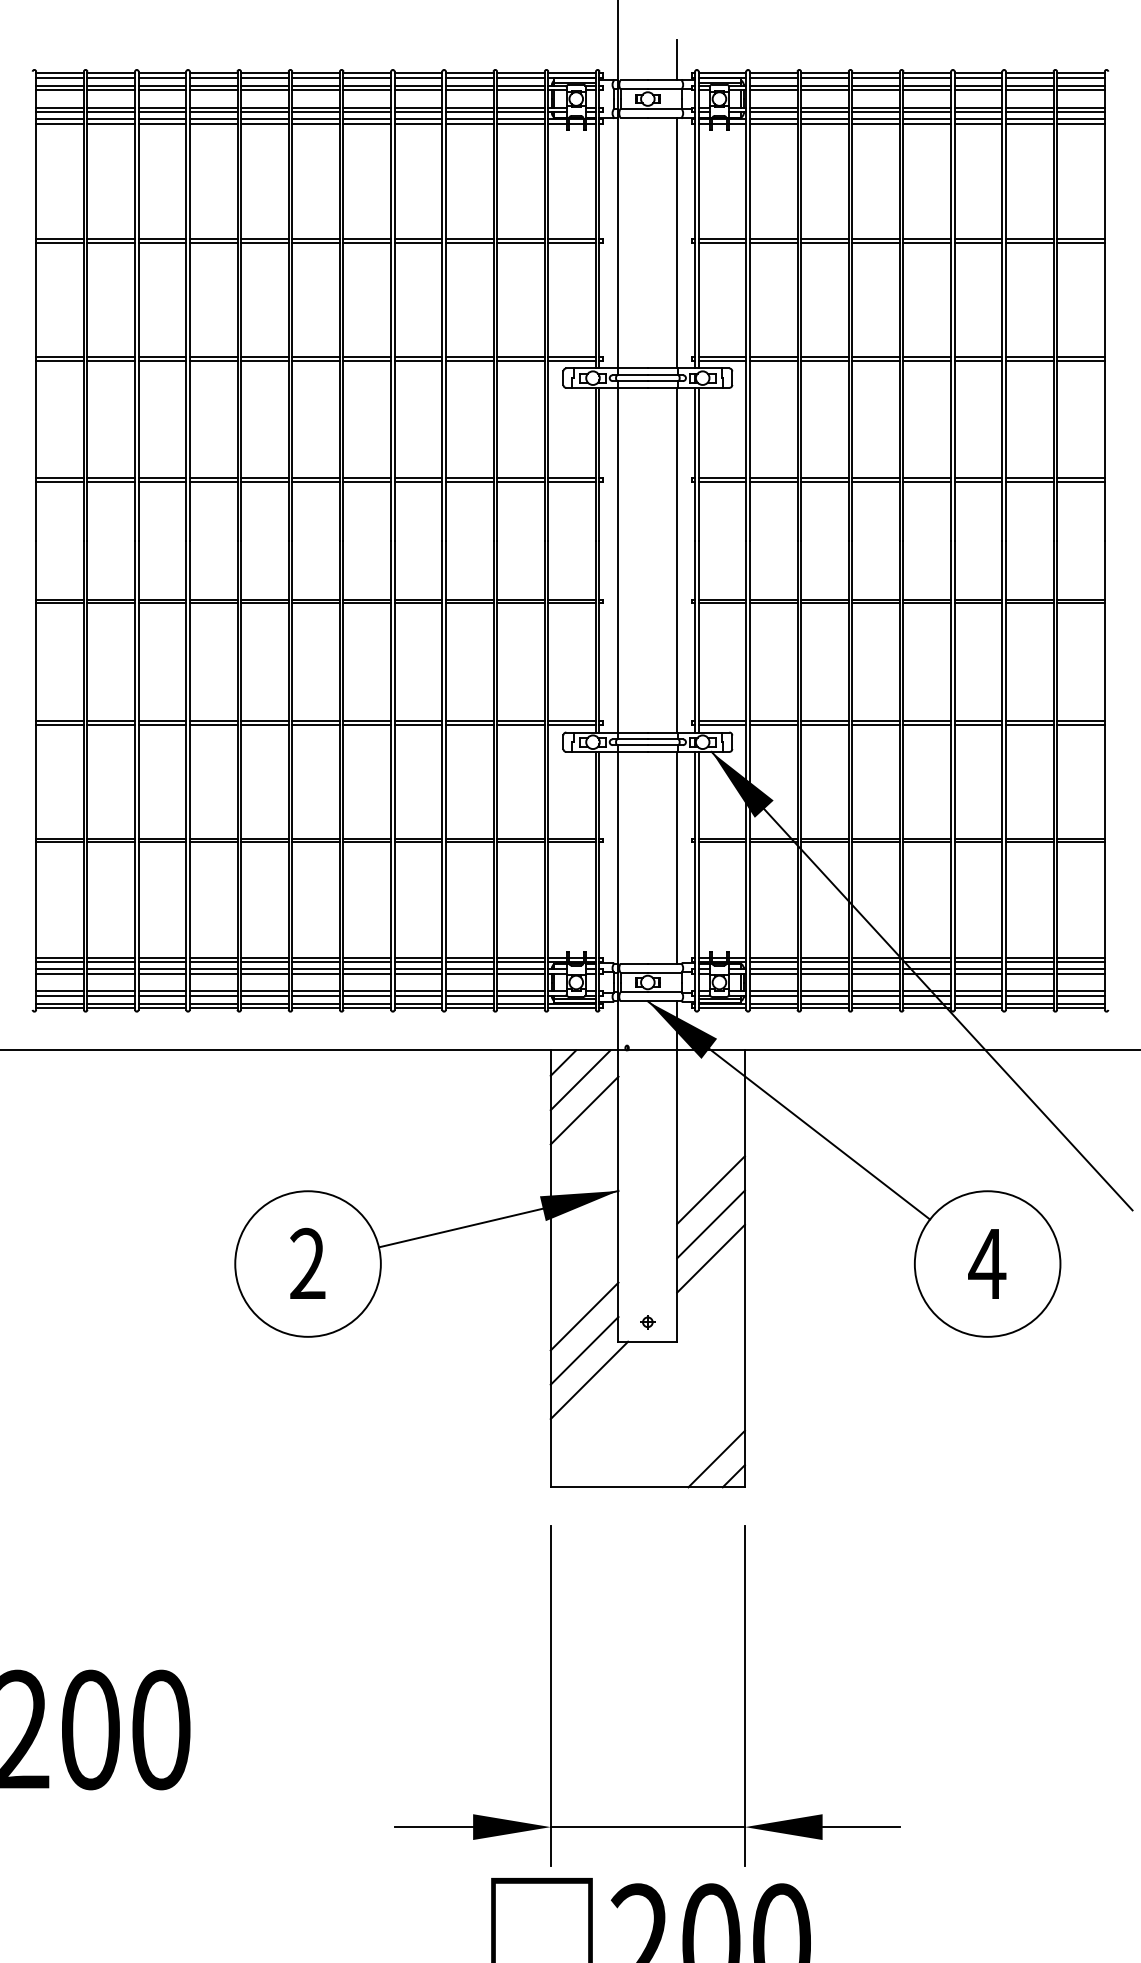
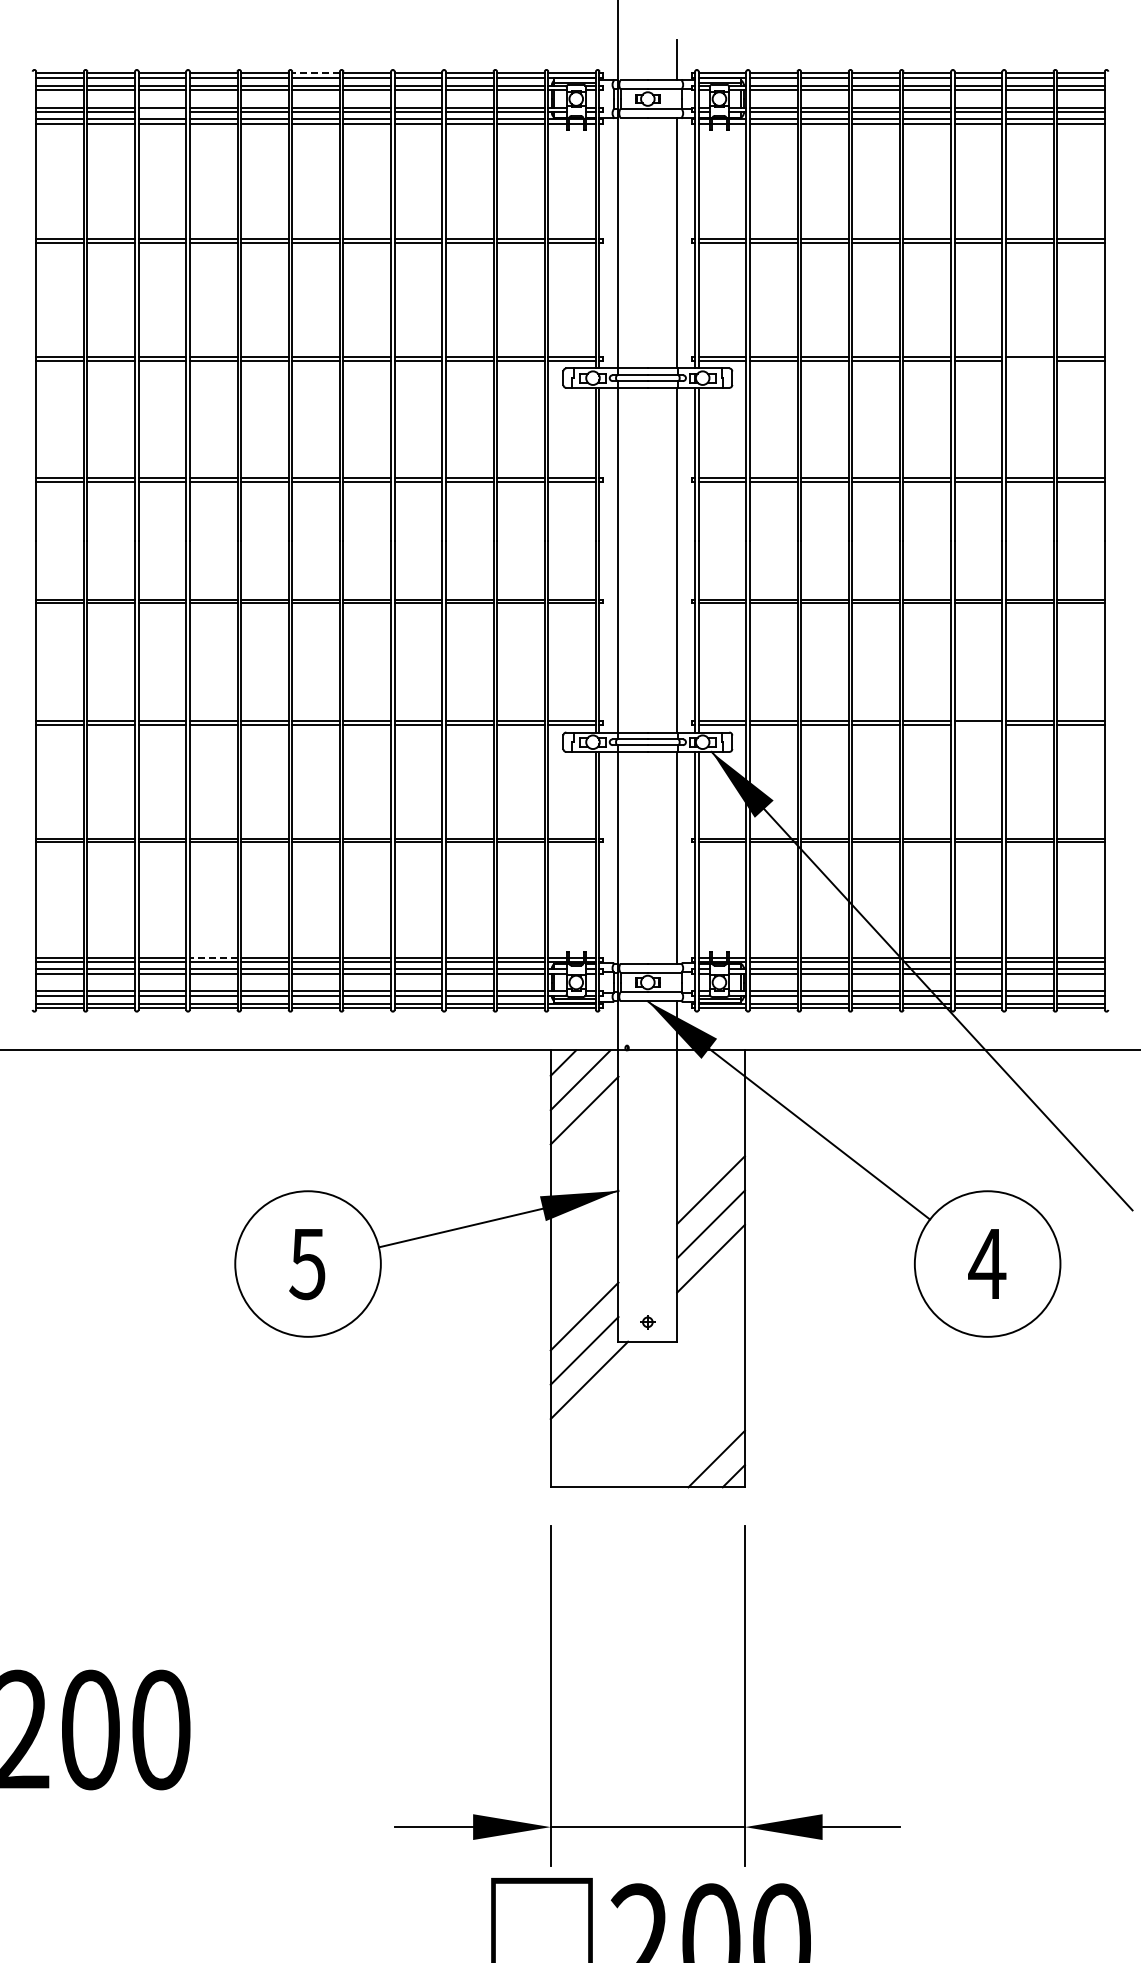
line: solid -> dashed (316, 73)
line: present -> none (162, 112)
line: present -> none (1029, 360)
line: present -> none (978, 724)
line: solid -> dashed (213, 957)
text: 2 -> 5 (307, 1263)
